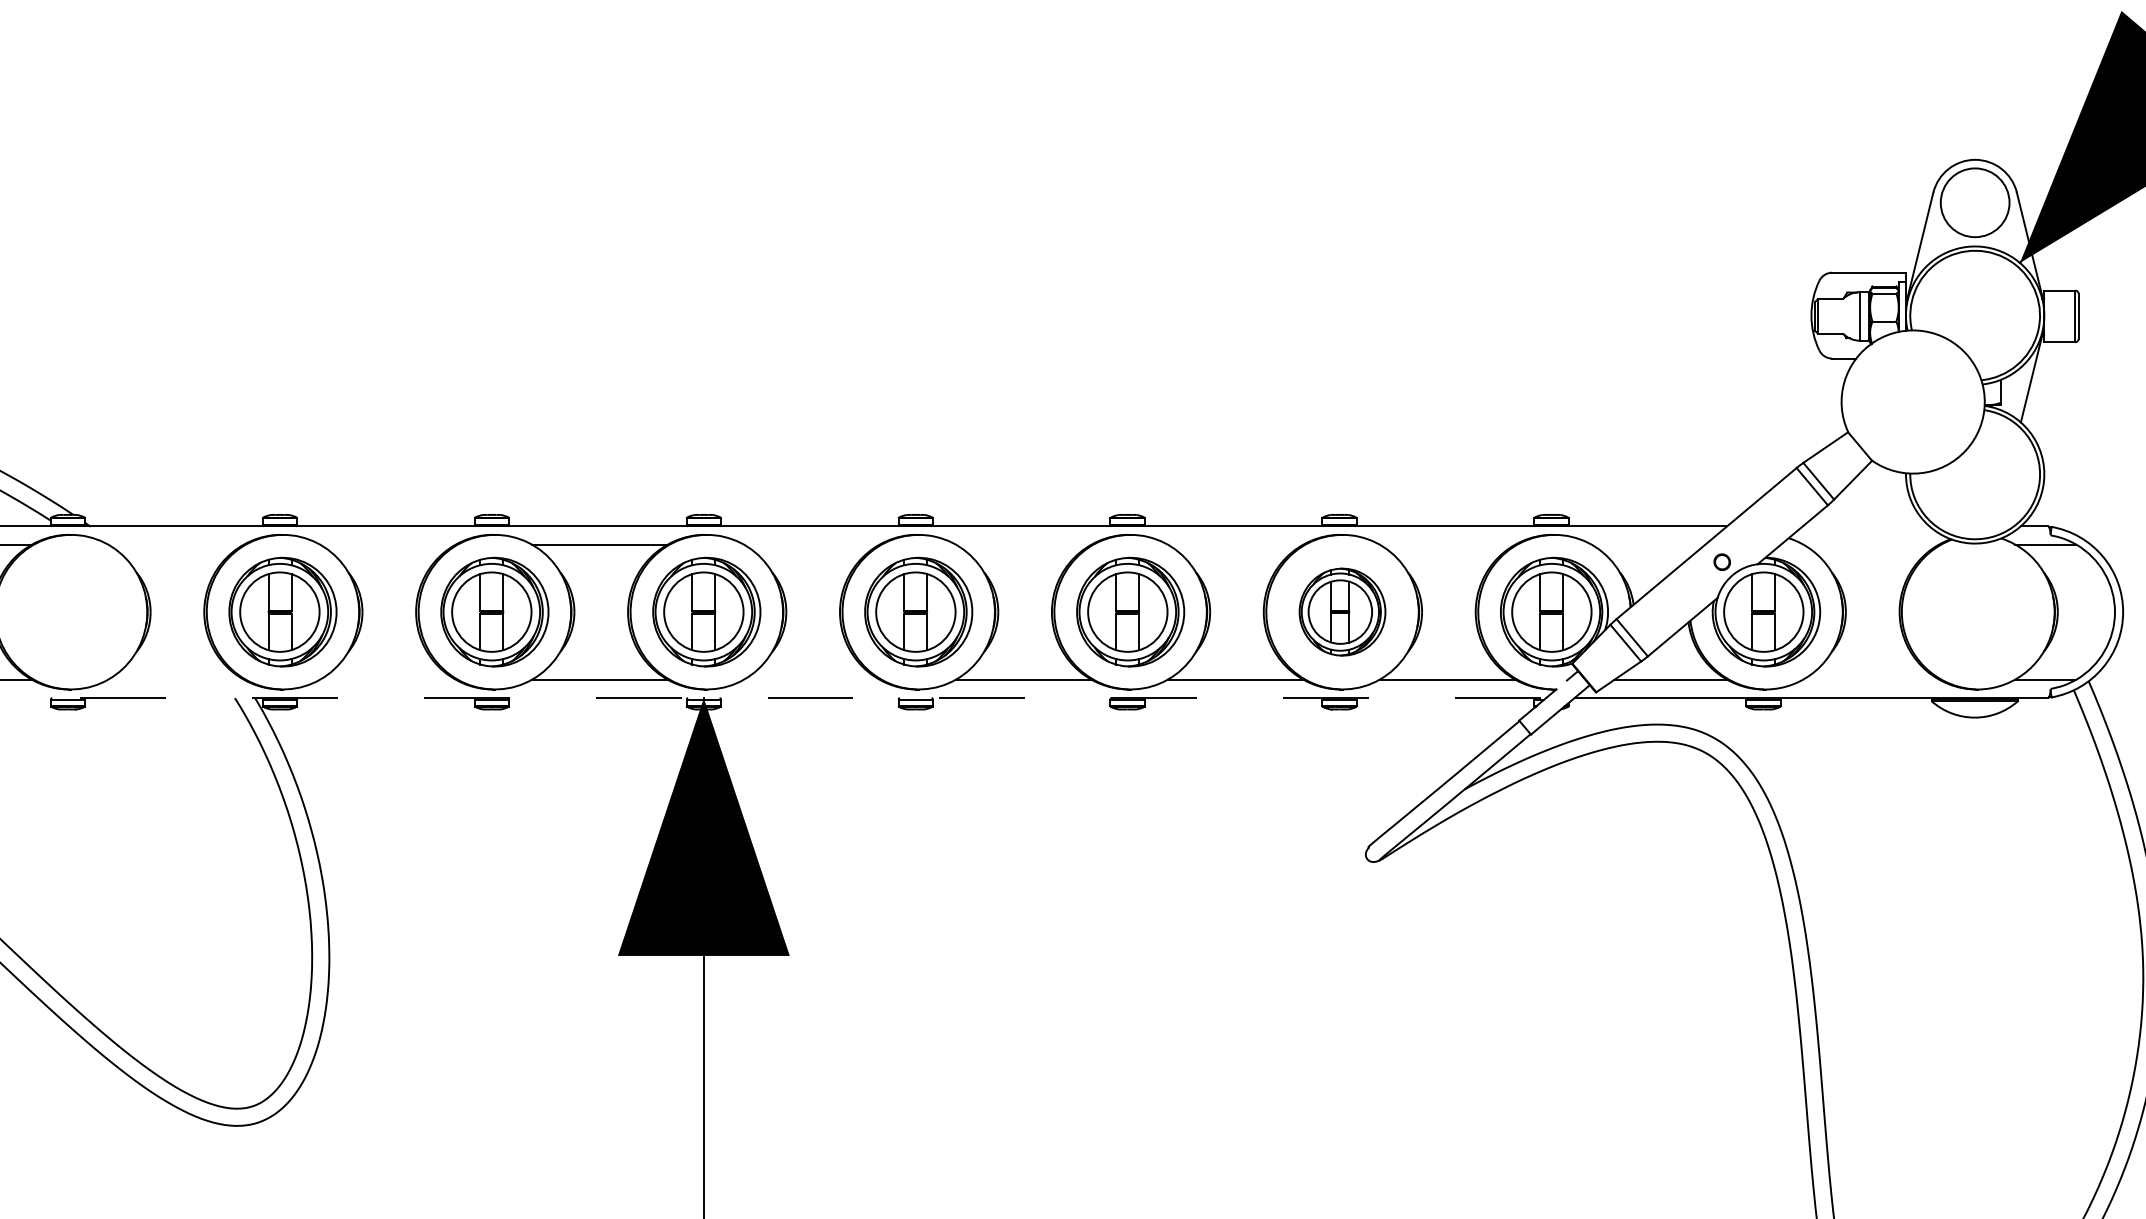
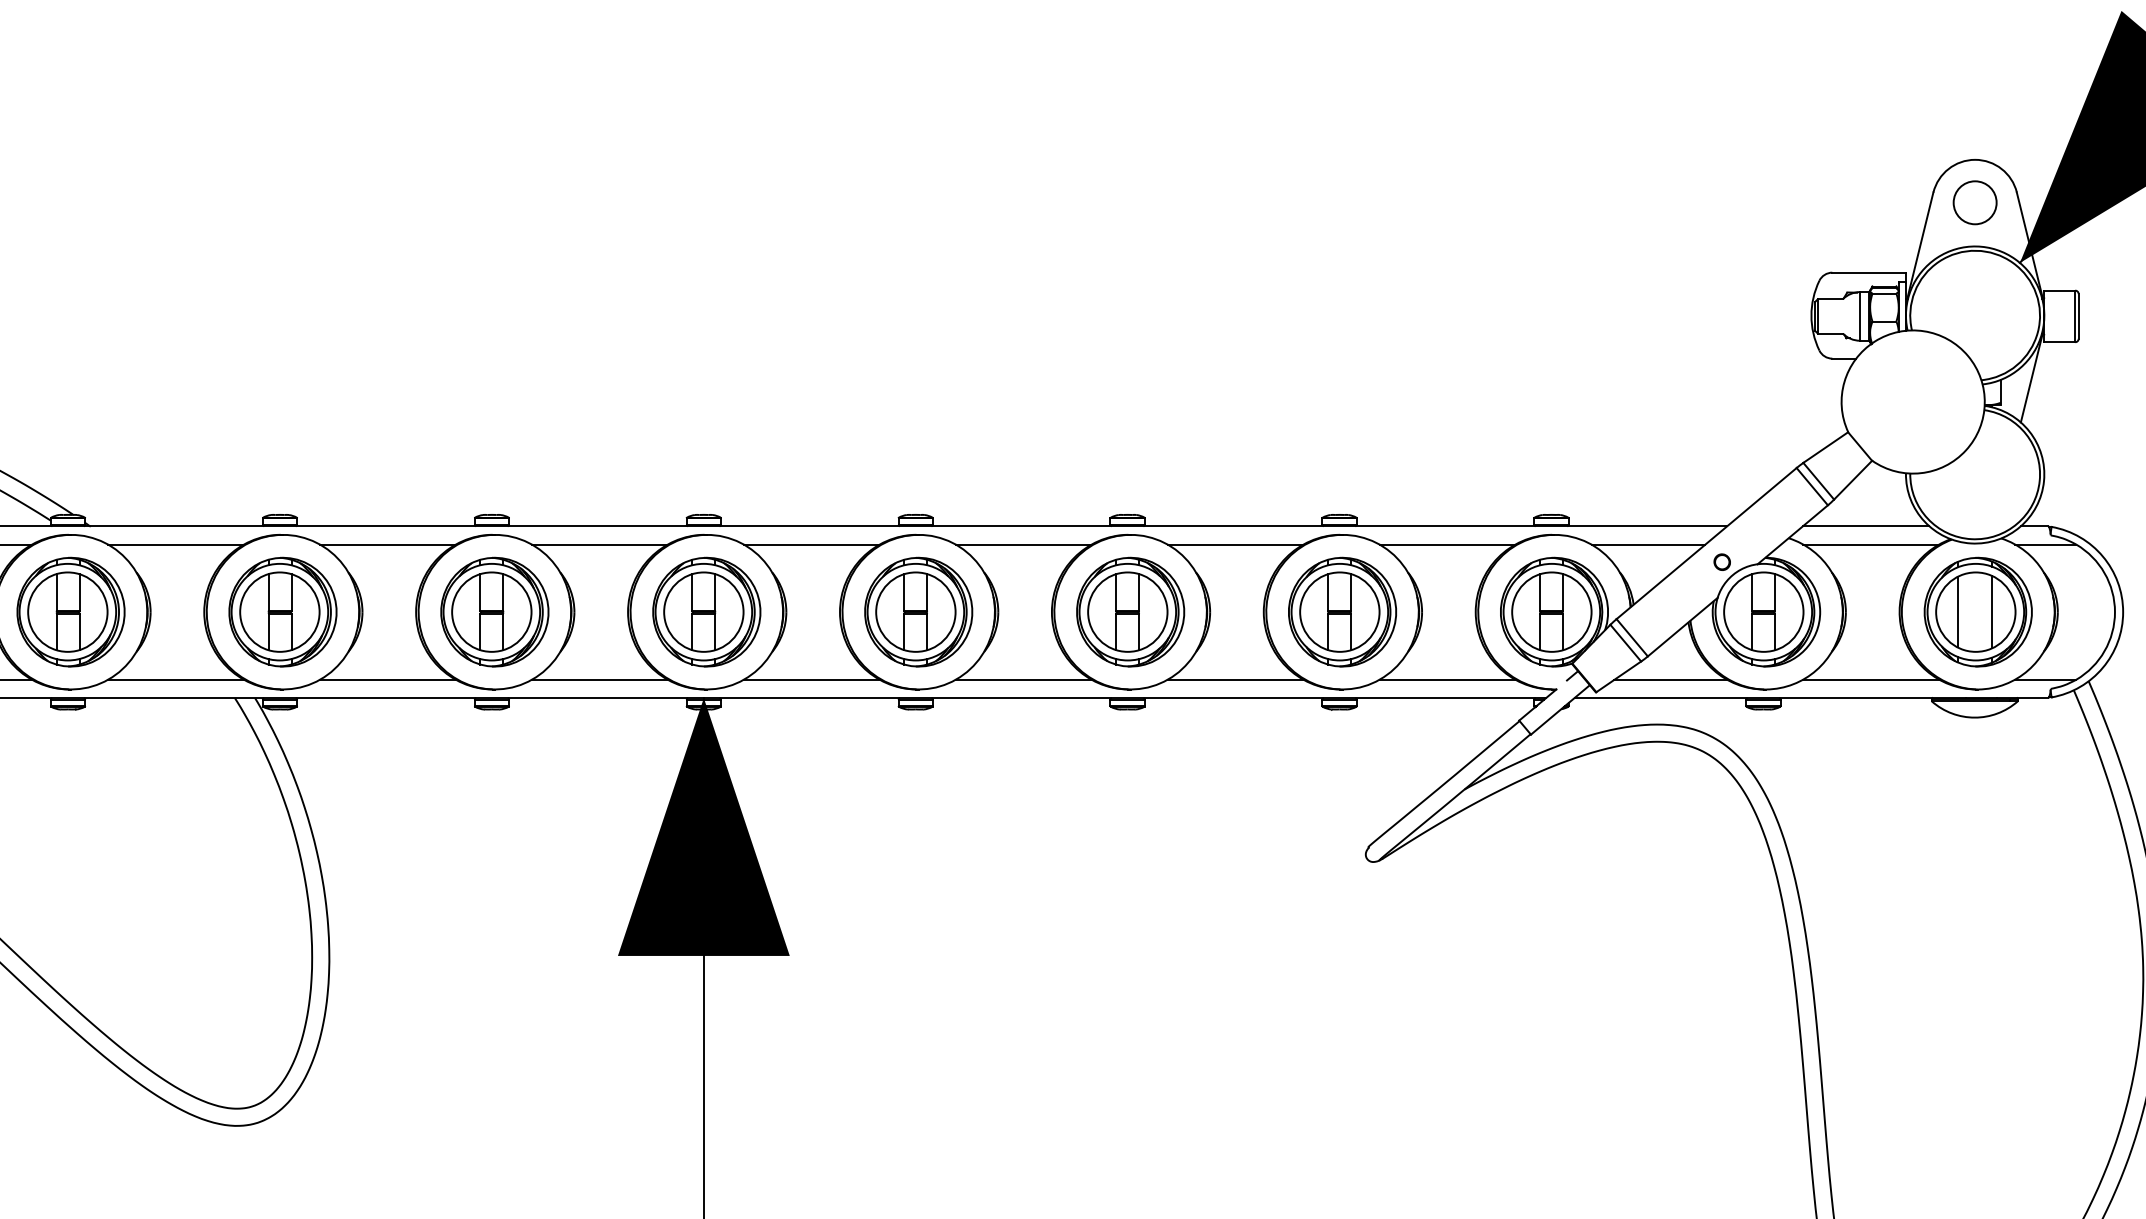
circle diameter: 69 px -> 43 px (1974, 202)
line: none -> present (1866, 526)
line: none -> present (175, 544)
line: none -> present (387, 544)
line: none -> present (811, 544)
line: none -> present (1023, 544)
line: none -> present (1235, 544)
line: none -> present (1447, 544)
line: none -> present (1648, 544)
line: none -> present (1870, 544)
part: none -> present (70, 611)
part size: 89x90 px -> 109x112 px (1342, 611)
part: none -> present (1977, 611)
line: none -> present (175, 679)
line: none -> present (387, 679)
line: none -> present (811, 679)
line: none -> present (1870, 679)
line: dashed -> solid (773, 698)
